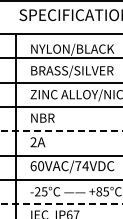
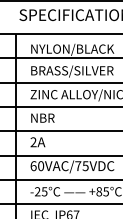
line: dashed -> solid (61, 131)
text: 60VAC/74VDC -> 60VAC/75VDC (85, 166)
line: dashed -> solid (61, 204)
